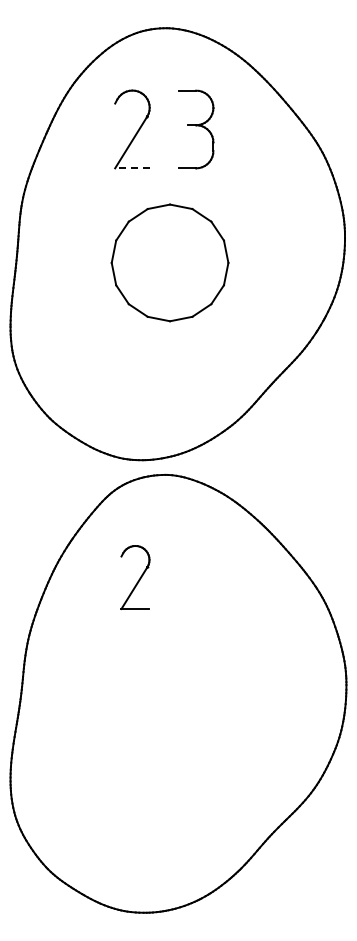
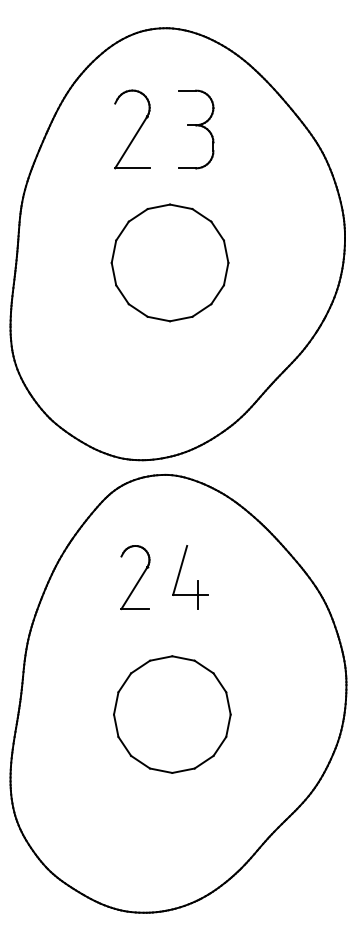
line: dashed -> solid (131, 168)
part: none -> present (197, 580)
part: none -> present (172, 714)
